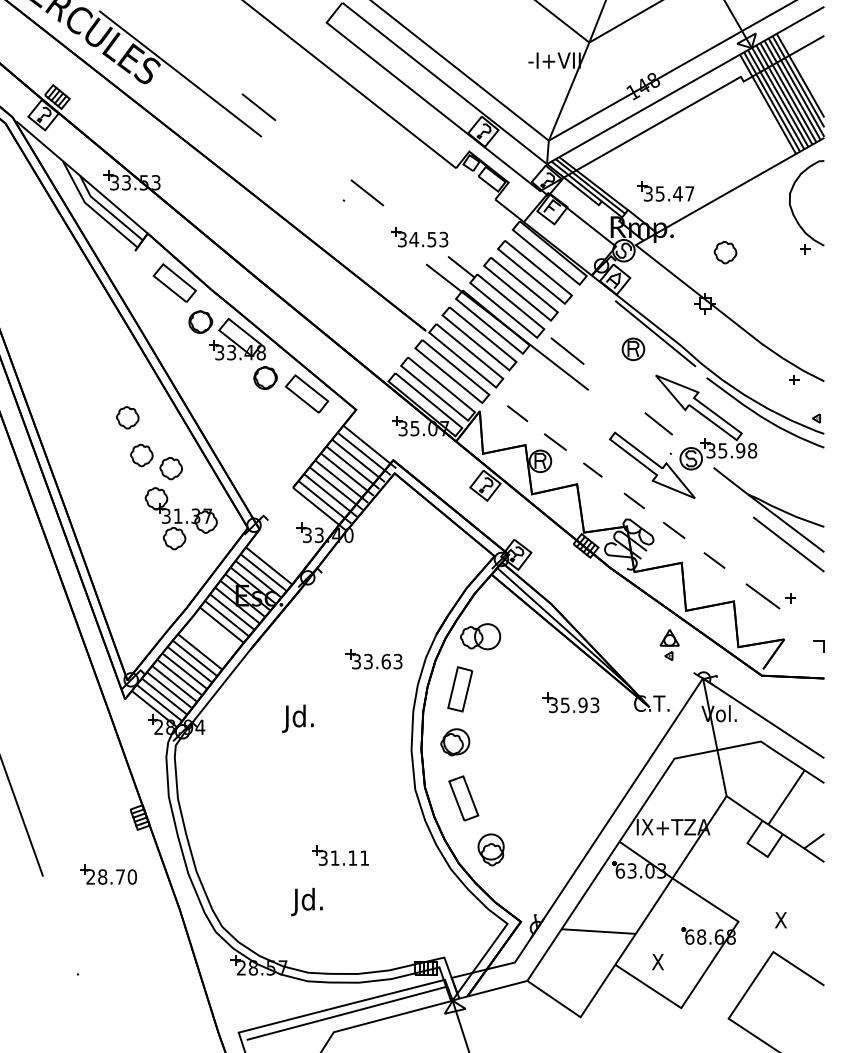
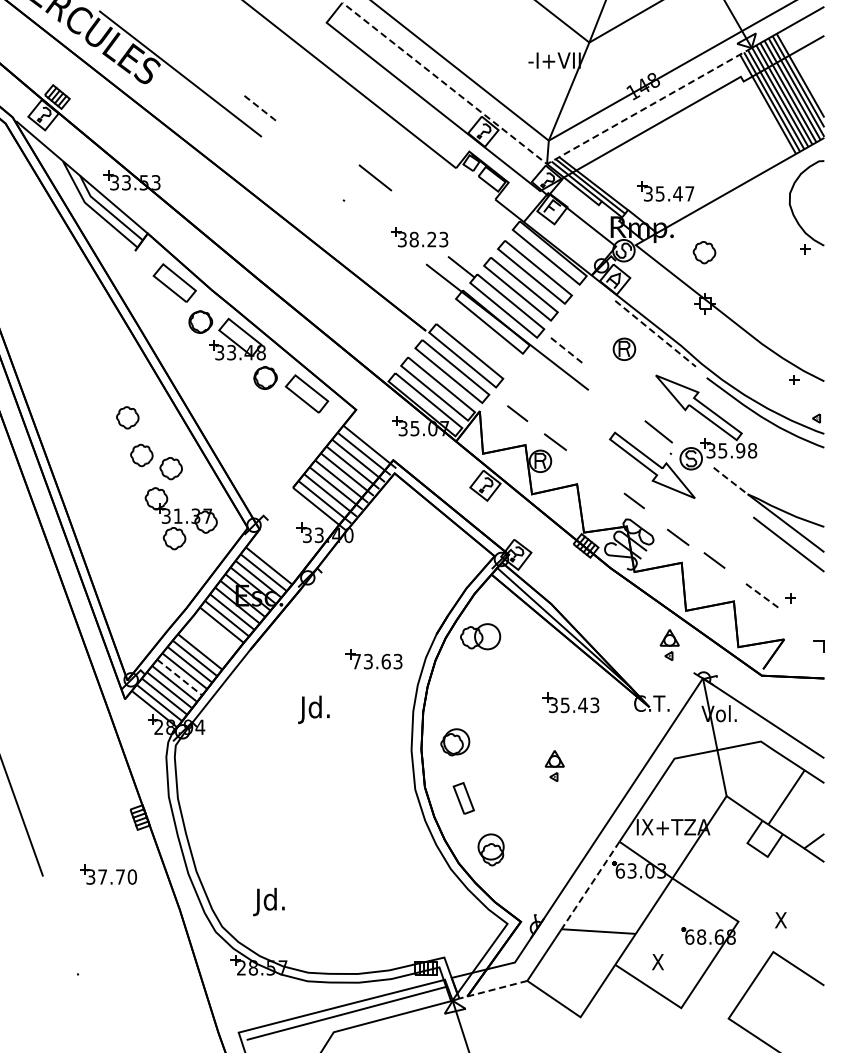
line: solid -> dashed (259, 107)
line: solid -> dashed (537, 156)
line position: (367, 192) -> (375, 177) (375, 177)
text: 34.53 -> 38.23 (422, 239)
part position: (725, 252) -> (704, 252) (704, 252)
line: solid -> dashed (655, 334)
part: present -> none (479, 338)
part position: (633, 348) -> (624, 348) (624, 348)
line: solid -> dashed (567, 351)
line position: (658, 423) -> (658, 431) (658, 431)
line: present -> none (592, 469)
line: solid -> dashed (730, 481)
line position: (674, 529) -> (678, 536) (678, 536)
line: solid -> dashed (763, 596)
text: 33.63 -> 73.63 (356, 661)
line: solid -> dashed (179, 677)
part: present -> none (460, 689)
text: 35.93 -> 35.43 (582, 705)
text position: (297, 718) -> (313, 709) (313, 709)
part: none -> present (554, 765)
part size: 32x47 px -> 23x33 px (463, 798)
part: present -> none (340, 855)
text: 28.70 -> 37.70 (96, 876)
line: solid -> dashed (590, 885)
text position: (306, 901) -> (268, 901) (268, 901)
line: solid -> dashed (492, 989)
